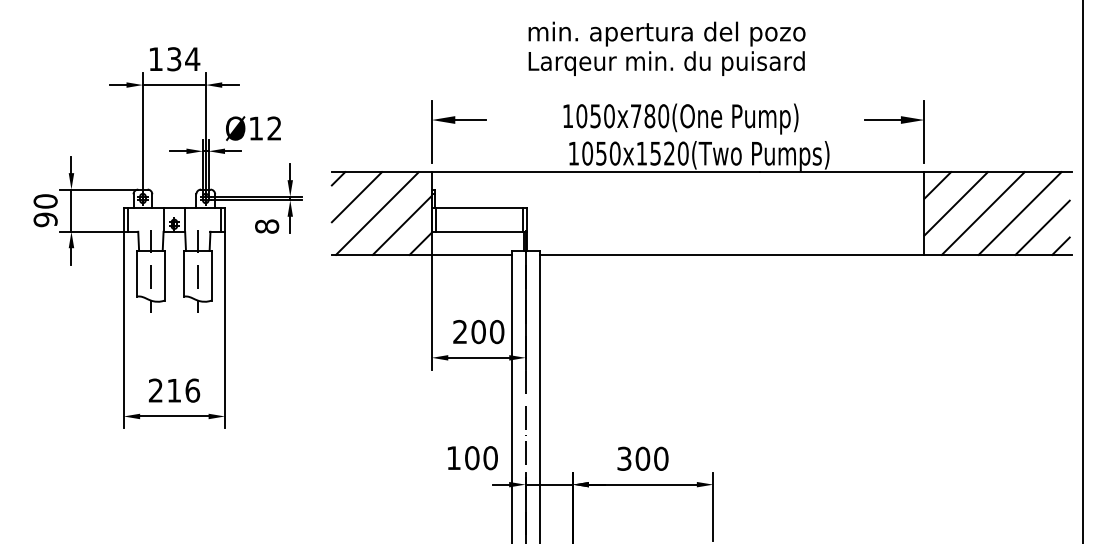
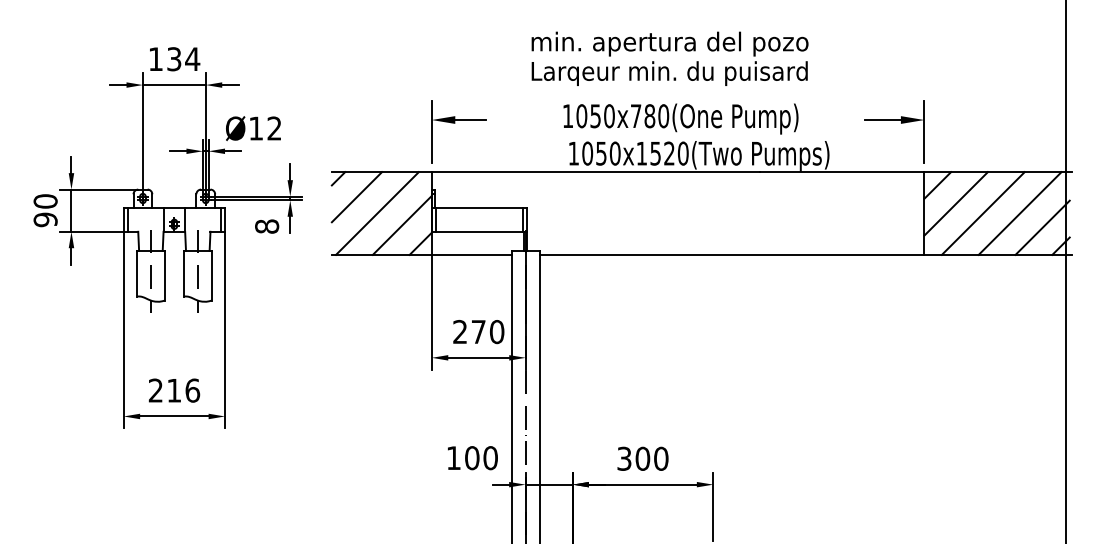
text position: (666, 48) -> (669, 58) (669, 58)
line position: (1083, 271) -> (1066, 271) (1066, 271)
text: 200 -> 270 (478, 332)
